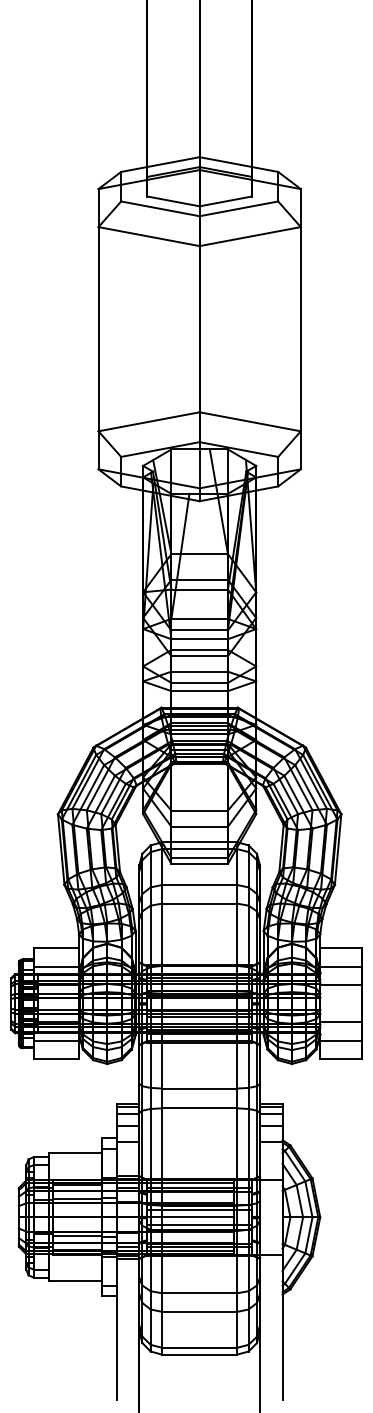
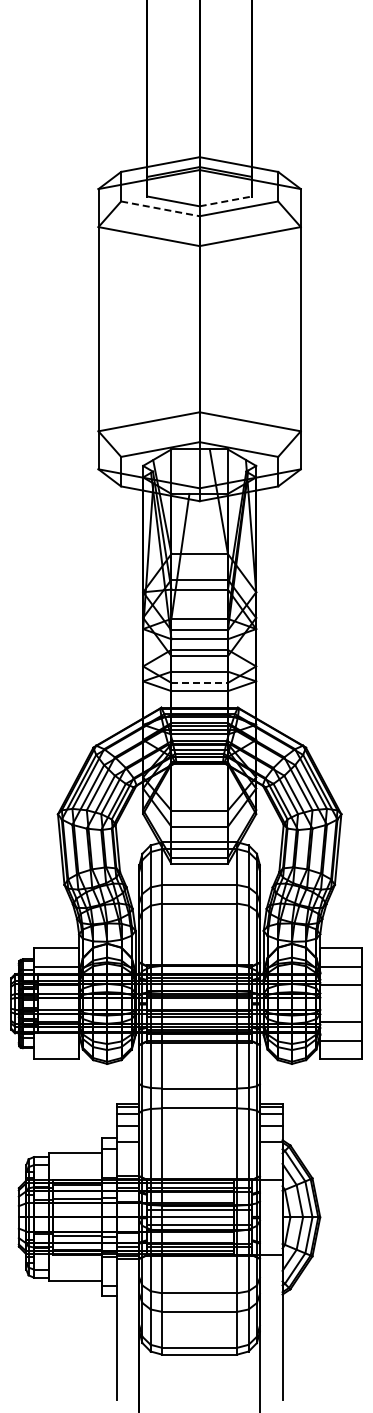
line: solid -> dashed (225, 201)
line: solid -> dashed (160, 208)
line: solid -> dashed (200, 682)
line: present -> none (56, 1040)
